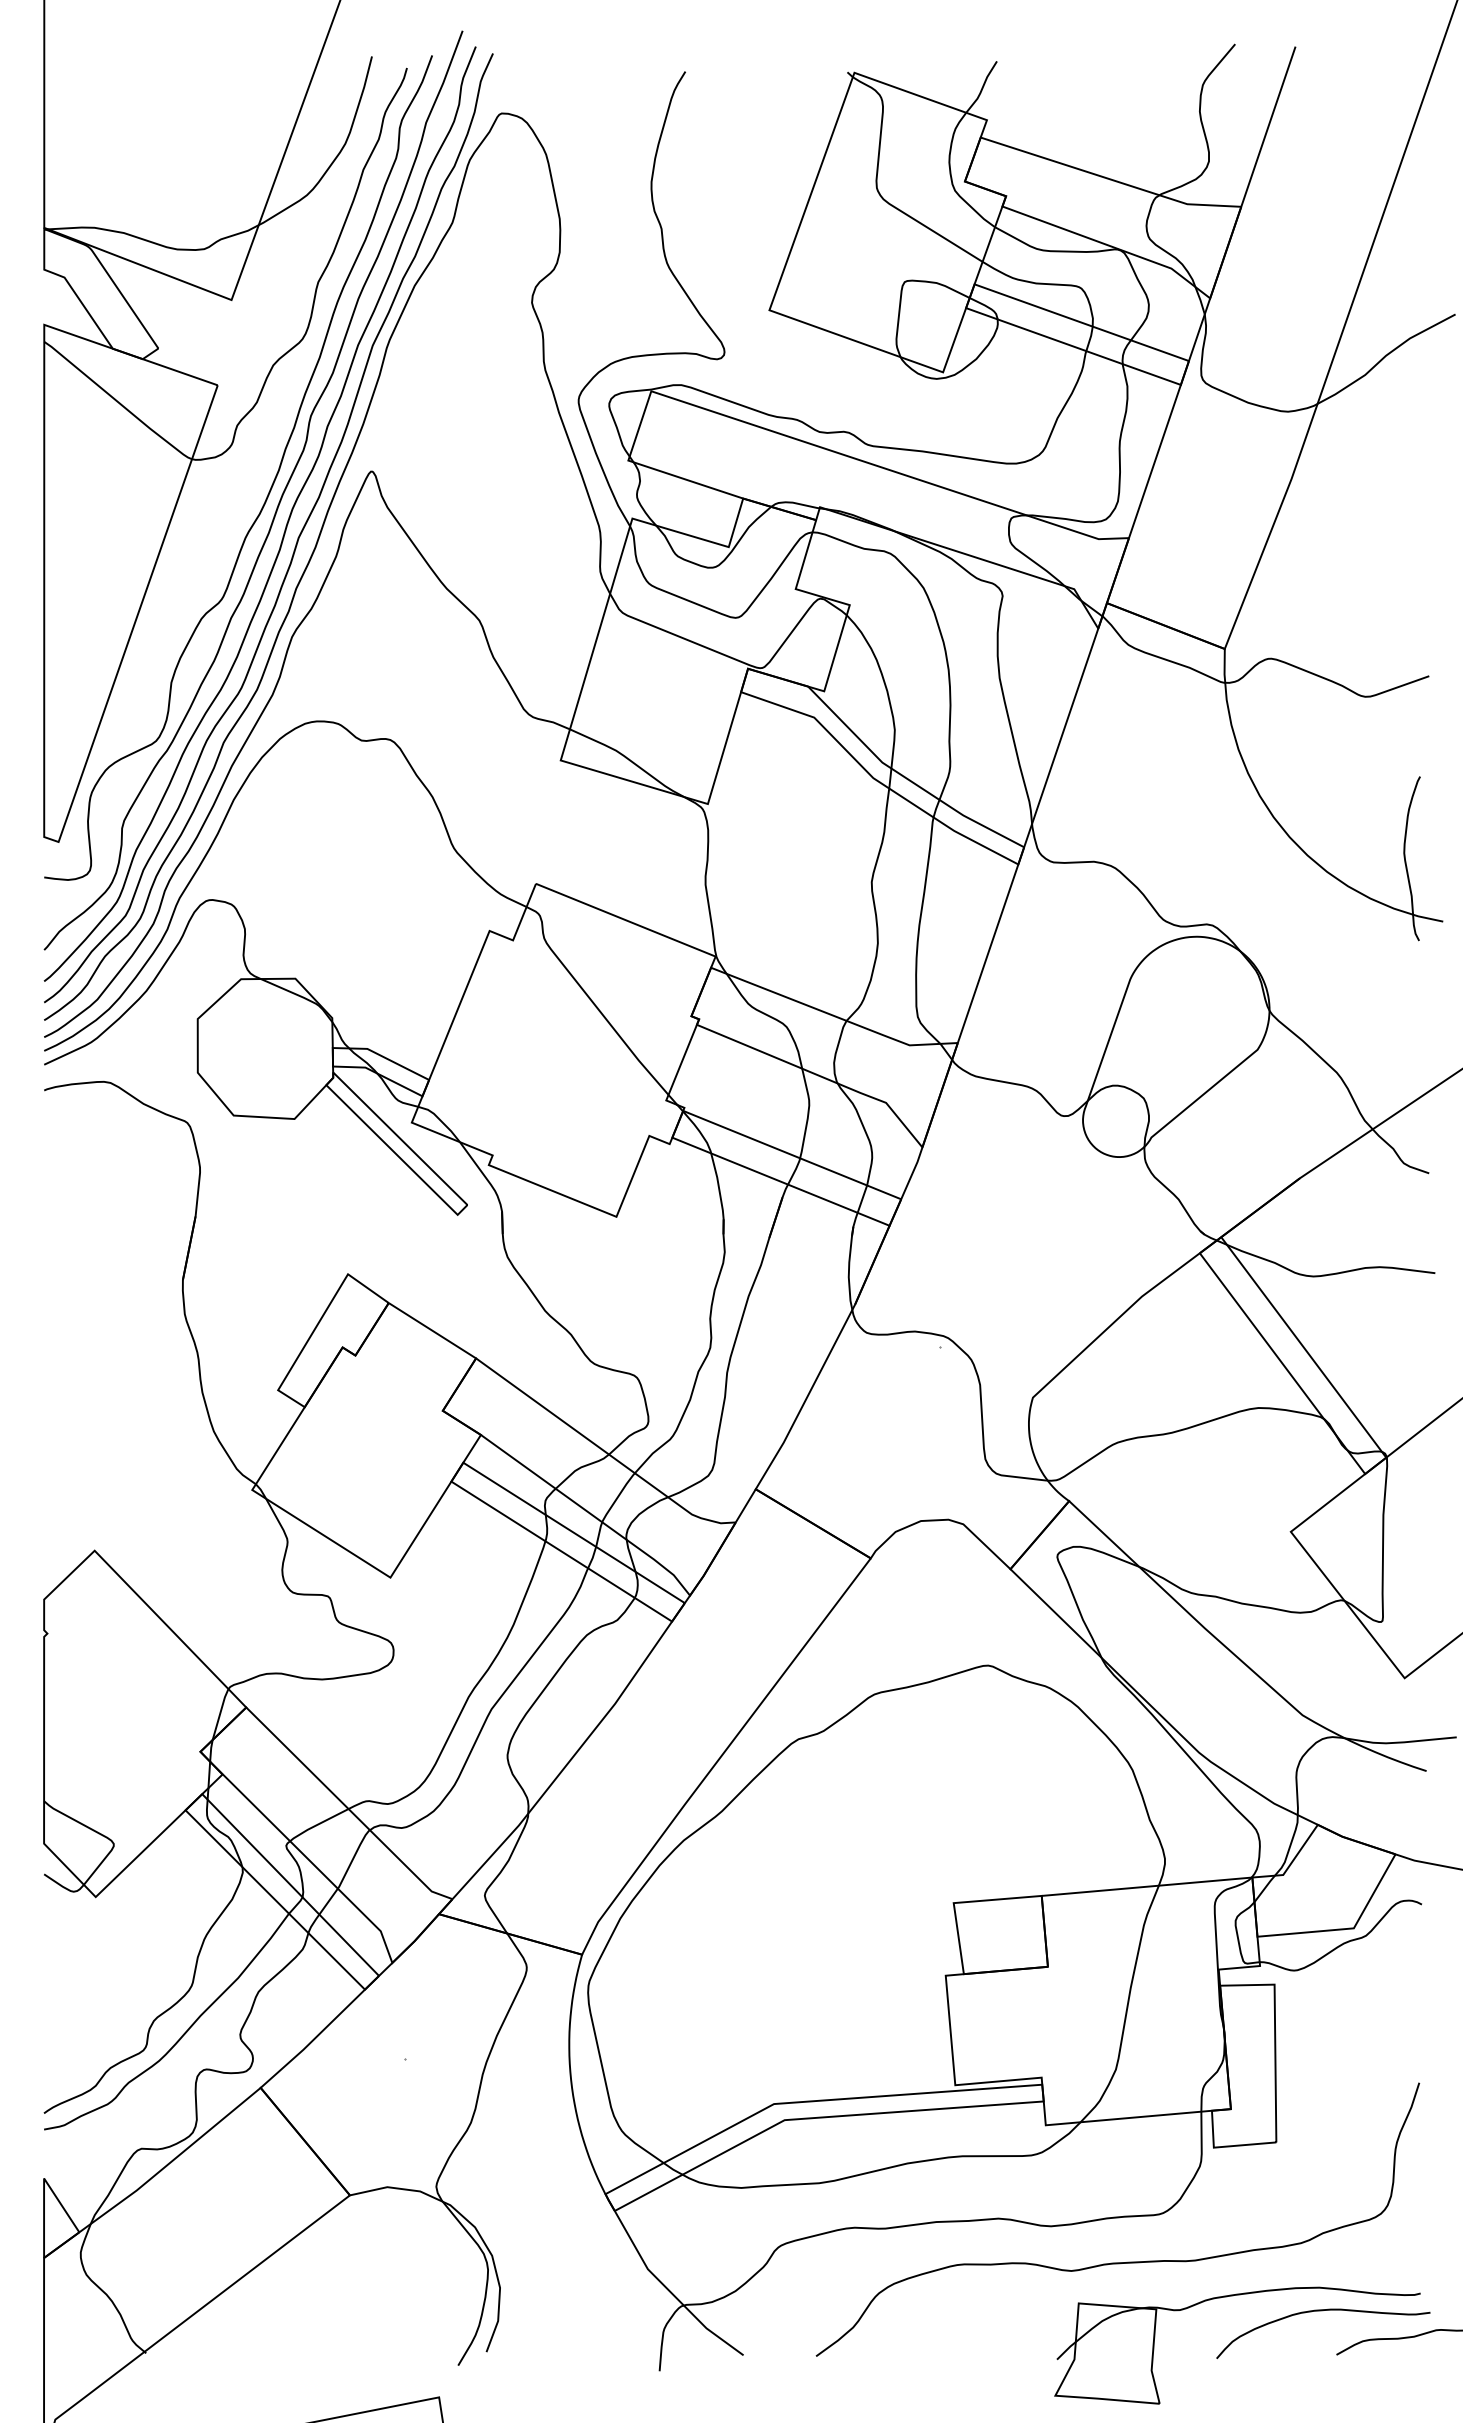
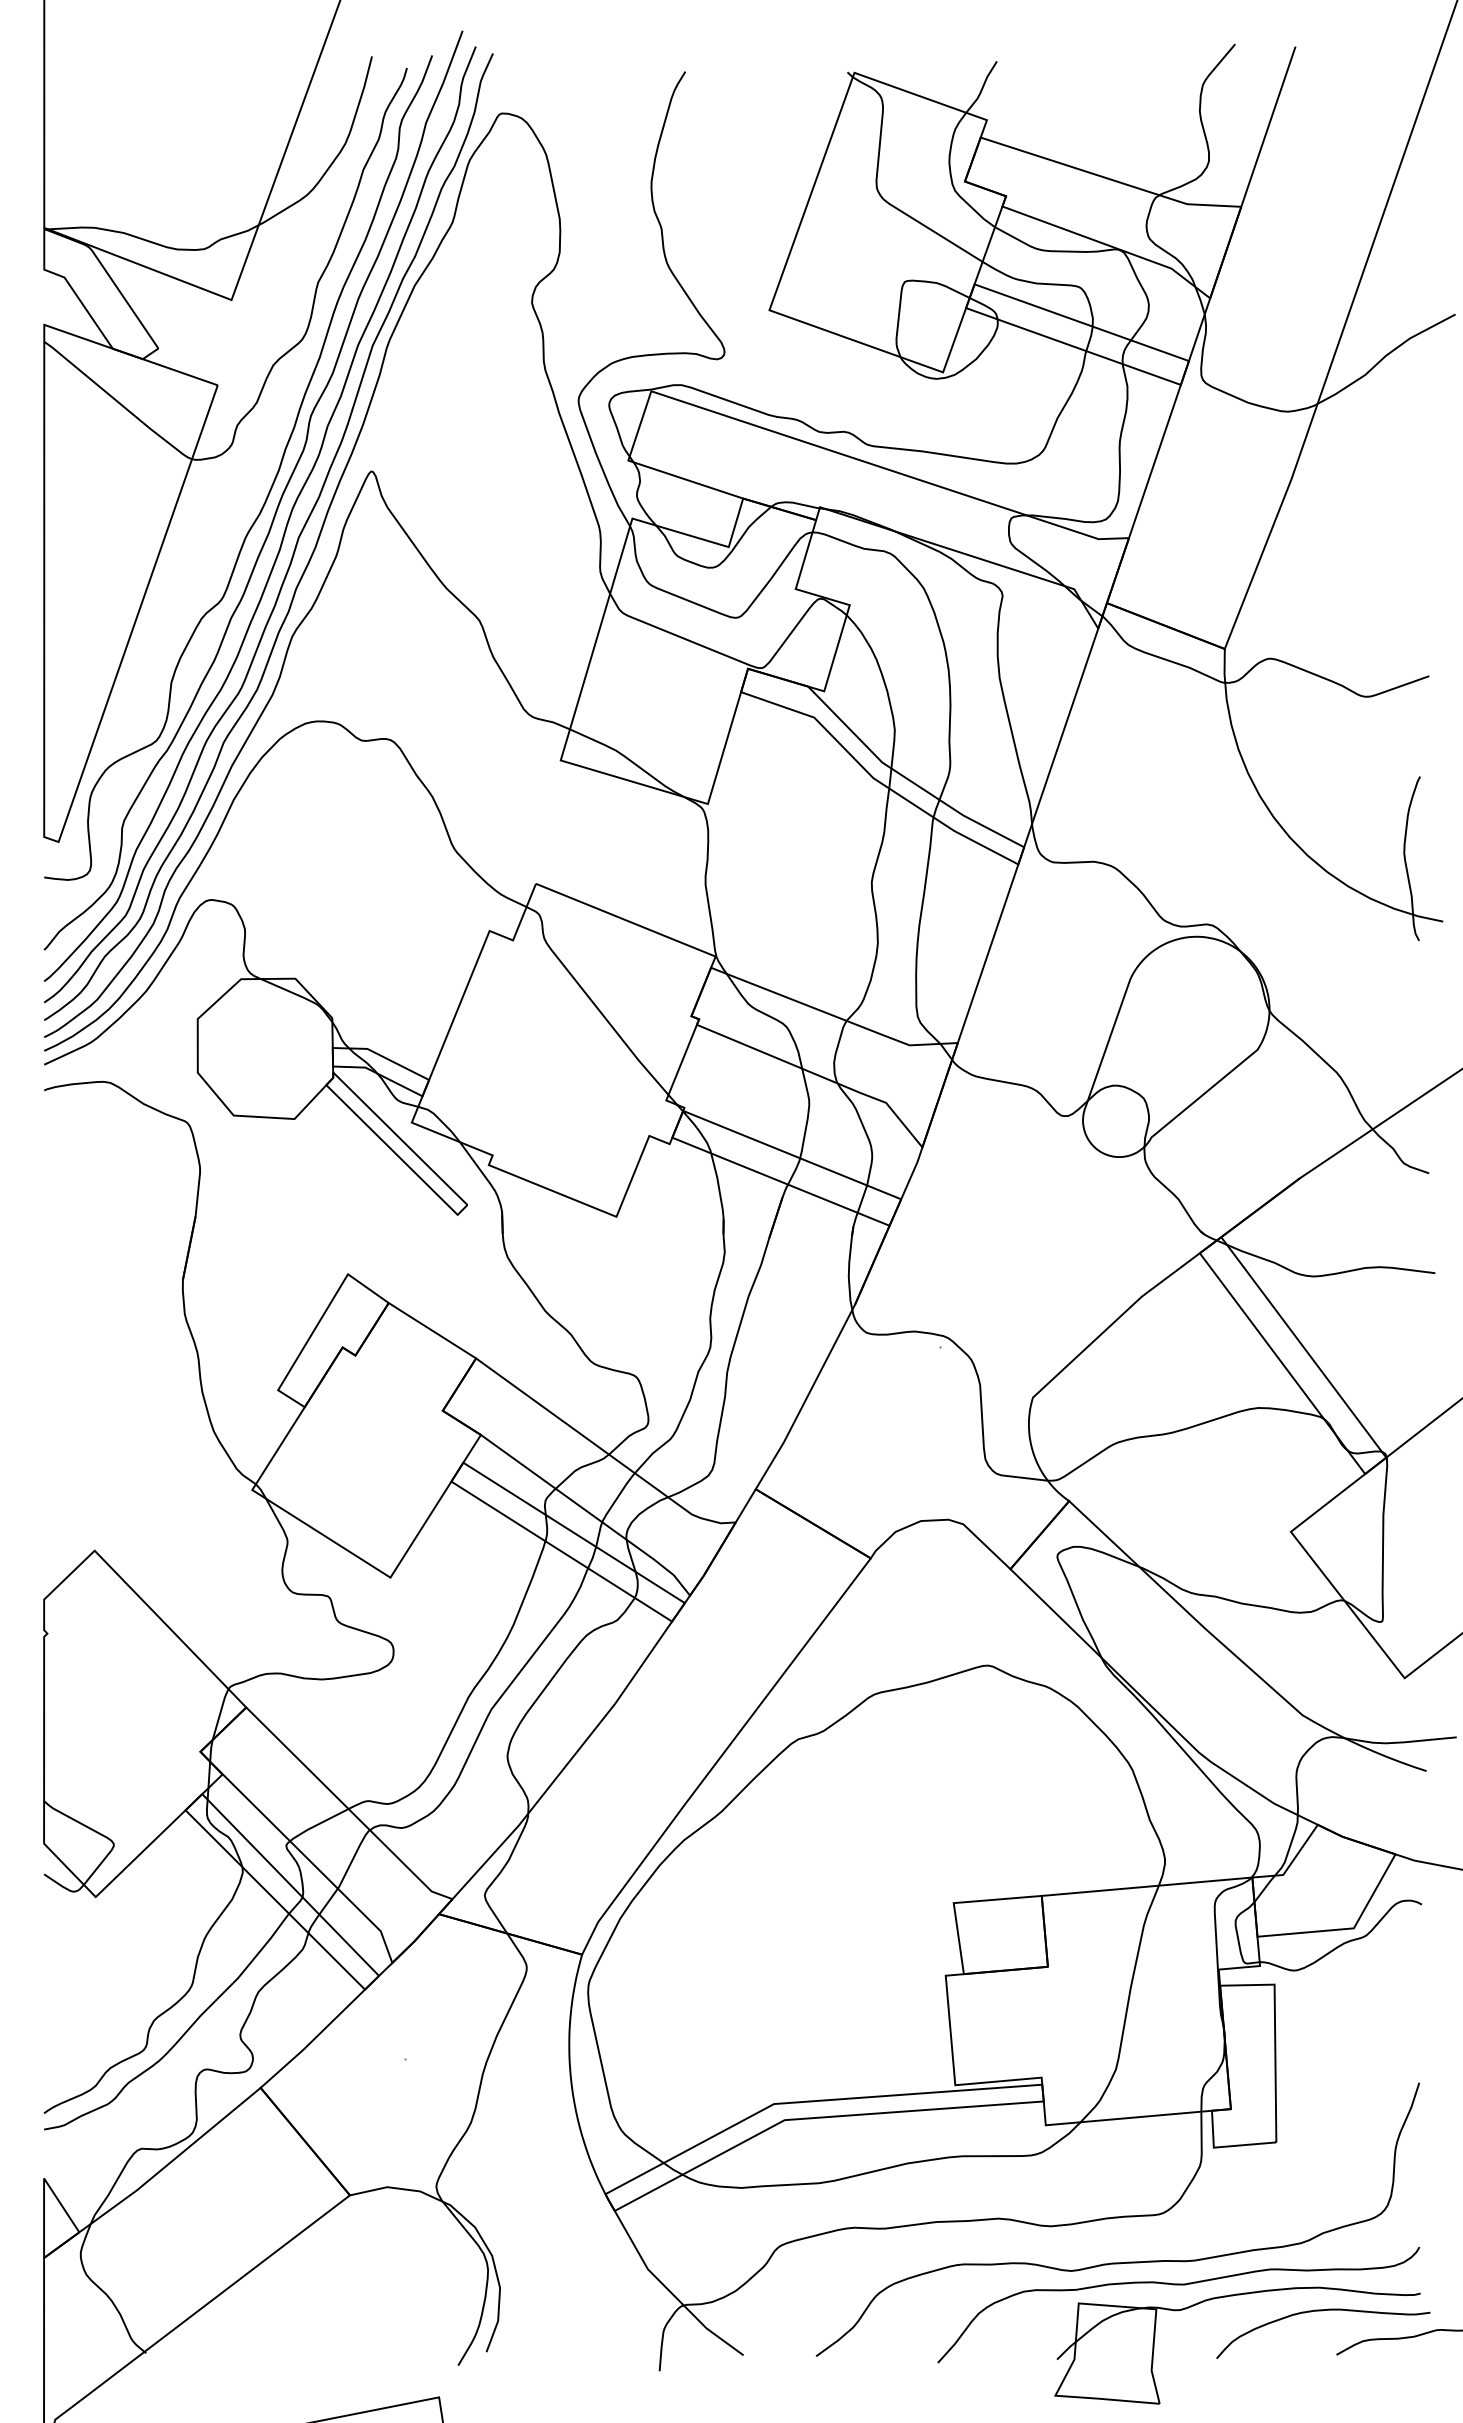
curve: none -> present (1178, 2285)
